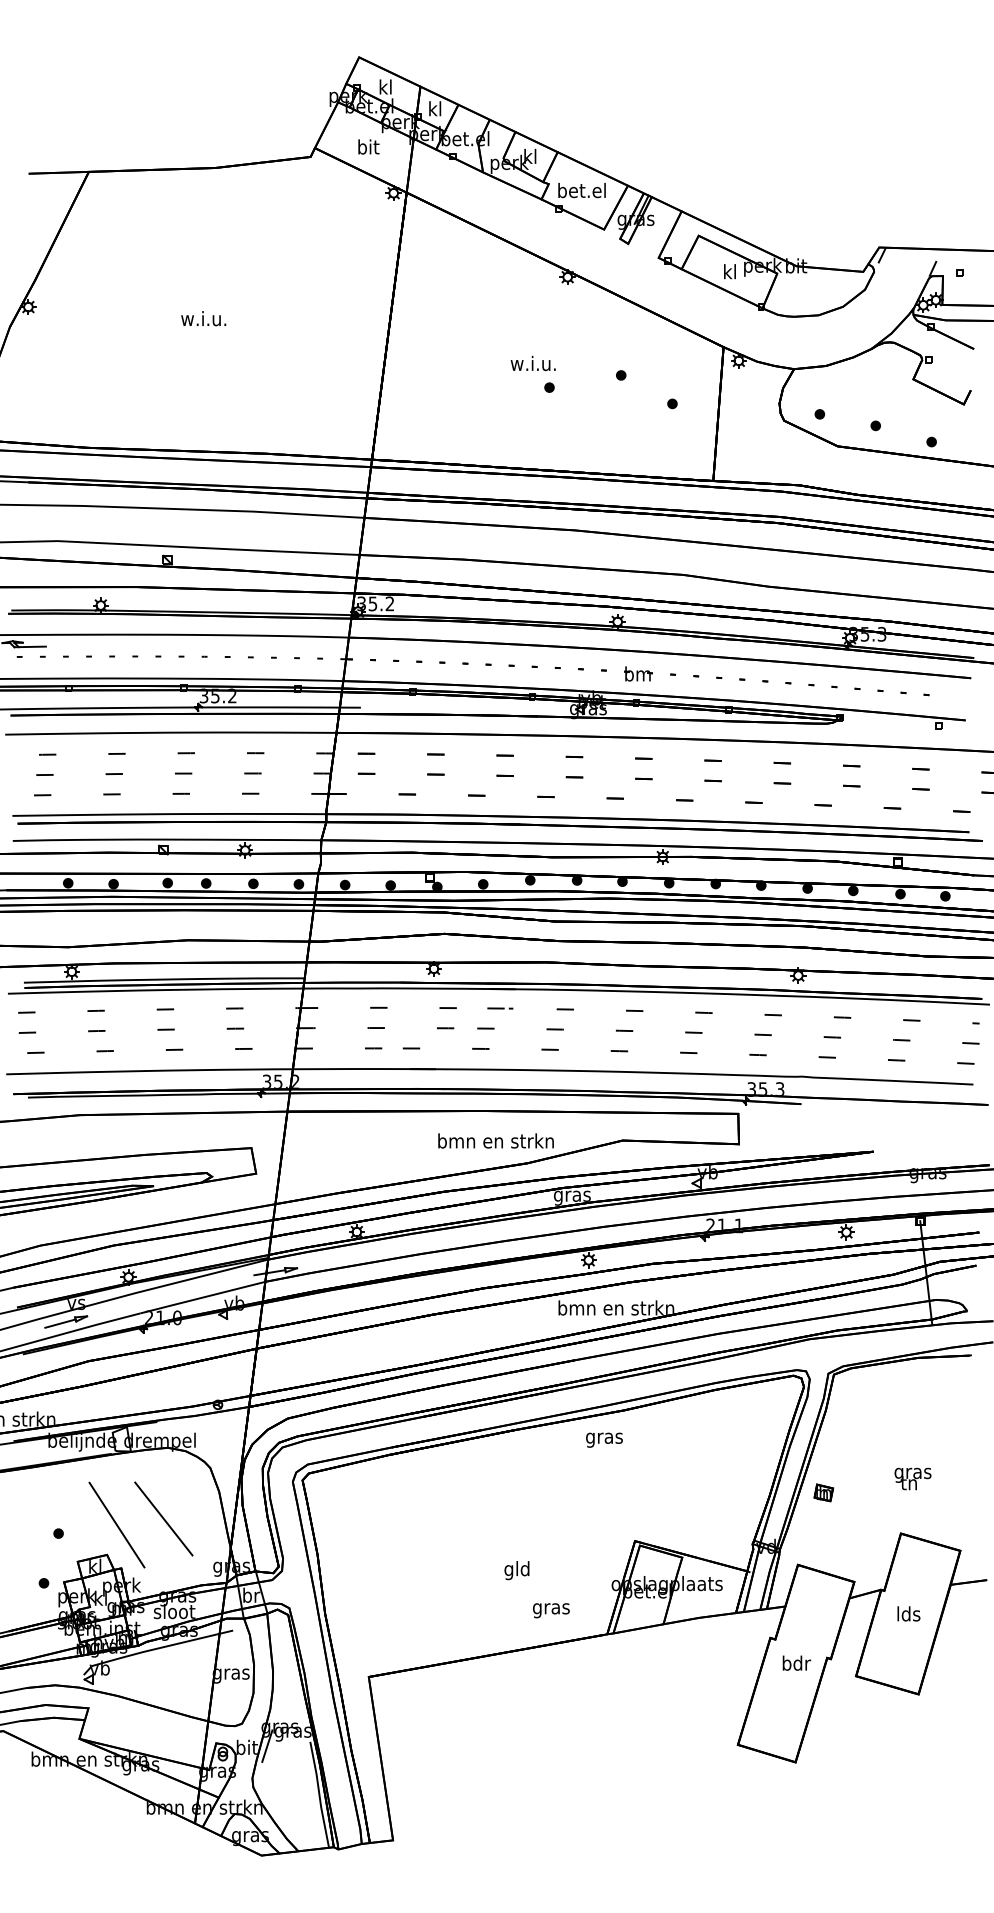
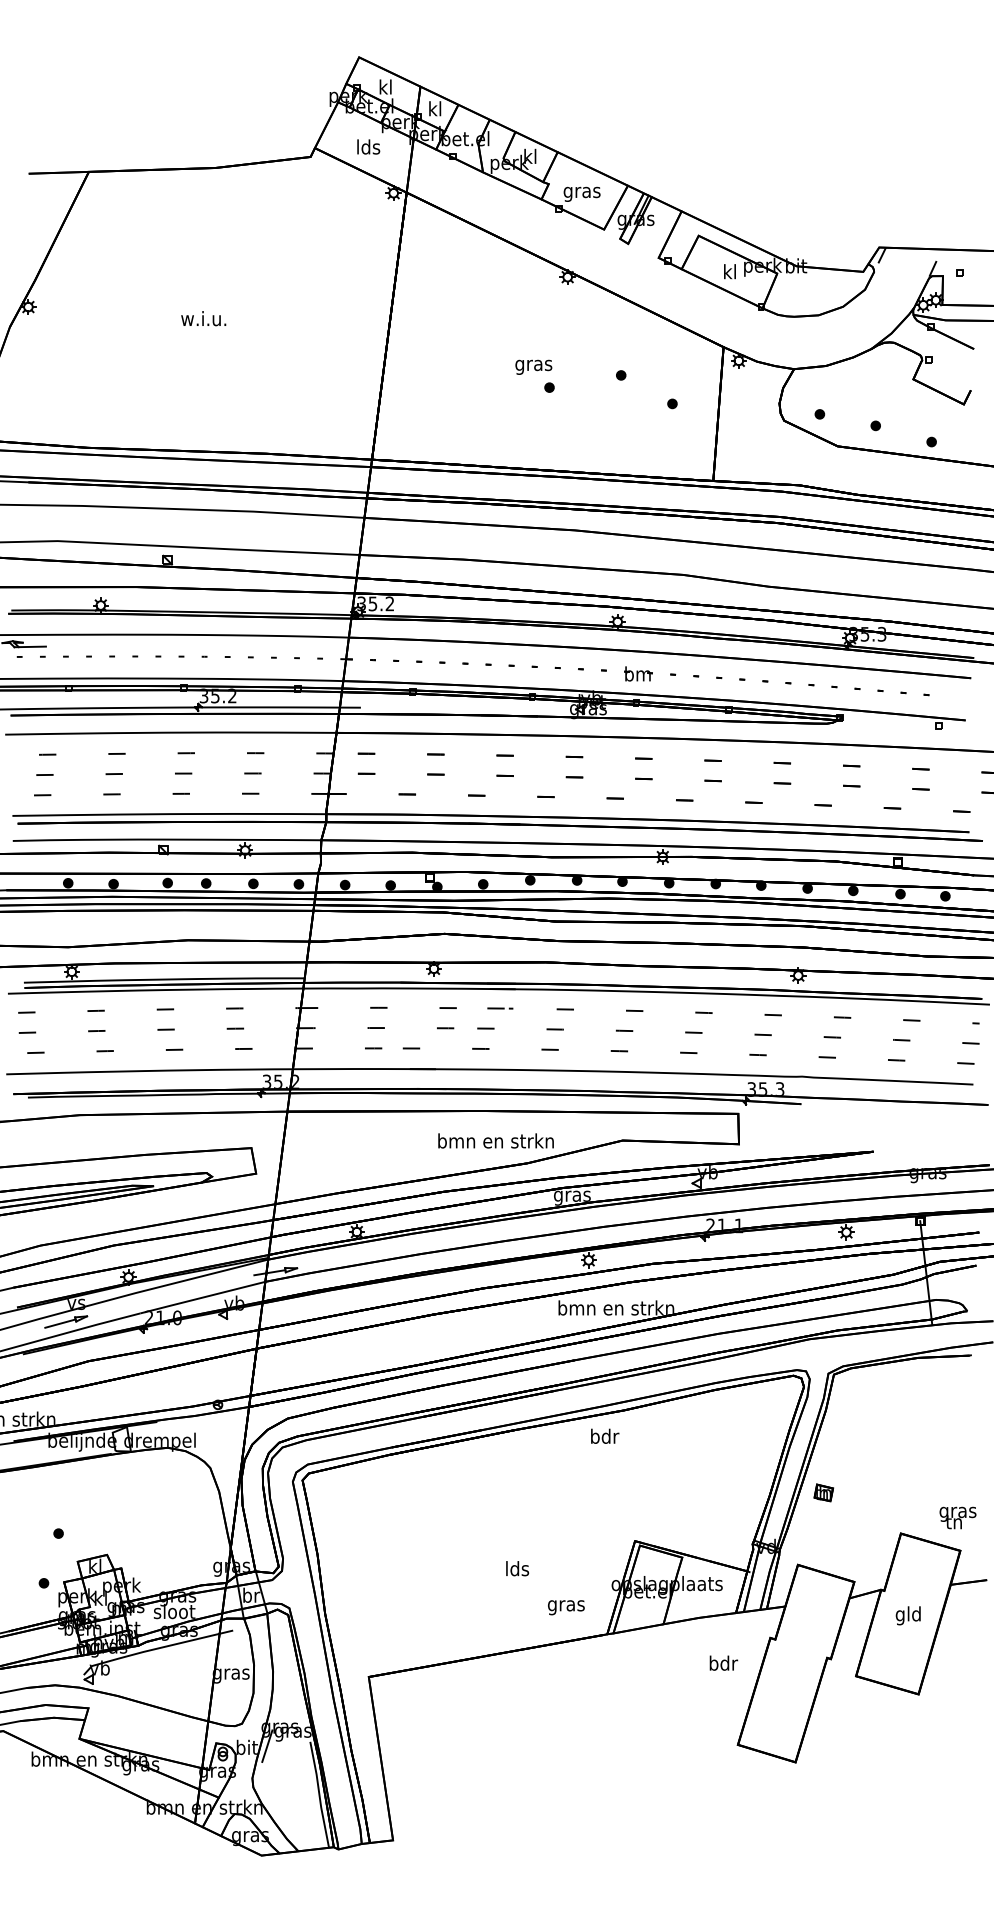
text: bit -> lds (368, 146)
text: bet.el -> gras (581, 191)
text: w.i.u. -> gras (532, 364)
text: gras -> bdr (604, 1437)
text position: (912, 1478) -> (957, 1517) (957, 1517)
line: present -> none (163, 1518)
line: present -> none (116, 1524)
text: gld -> lds (516, 1570)
text position: (551, 1610) -> (566, 1607) (566, 1607)
text: lds -> gld (907, 1615)
text position: (796, 1662) -> (723, 1662) (723, 1662)
